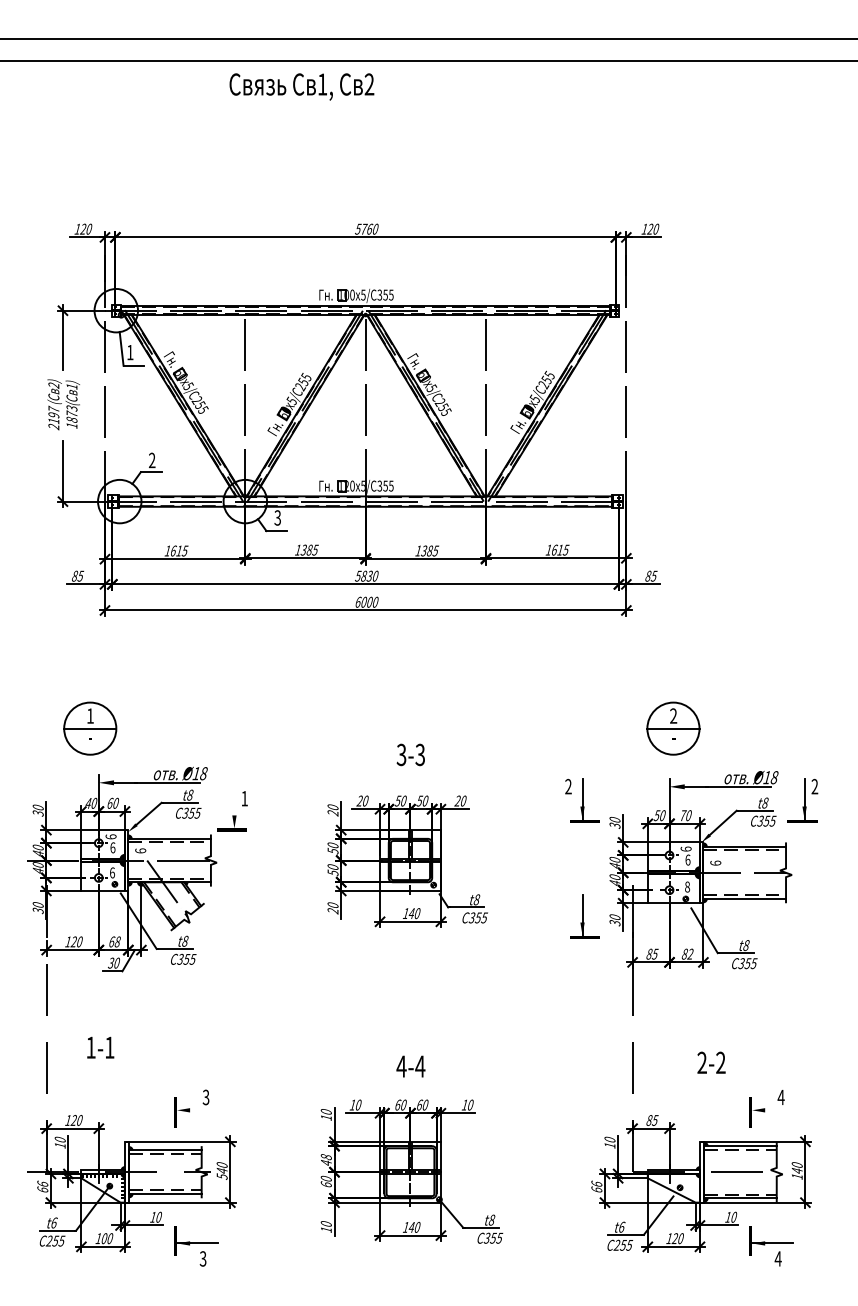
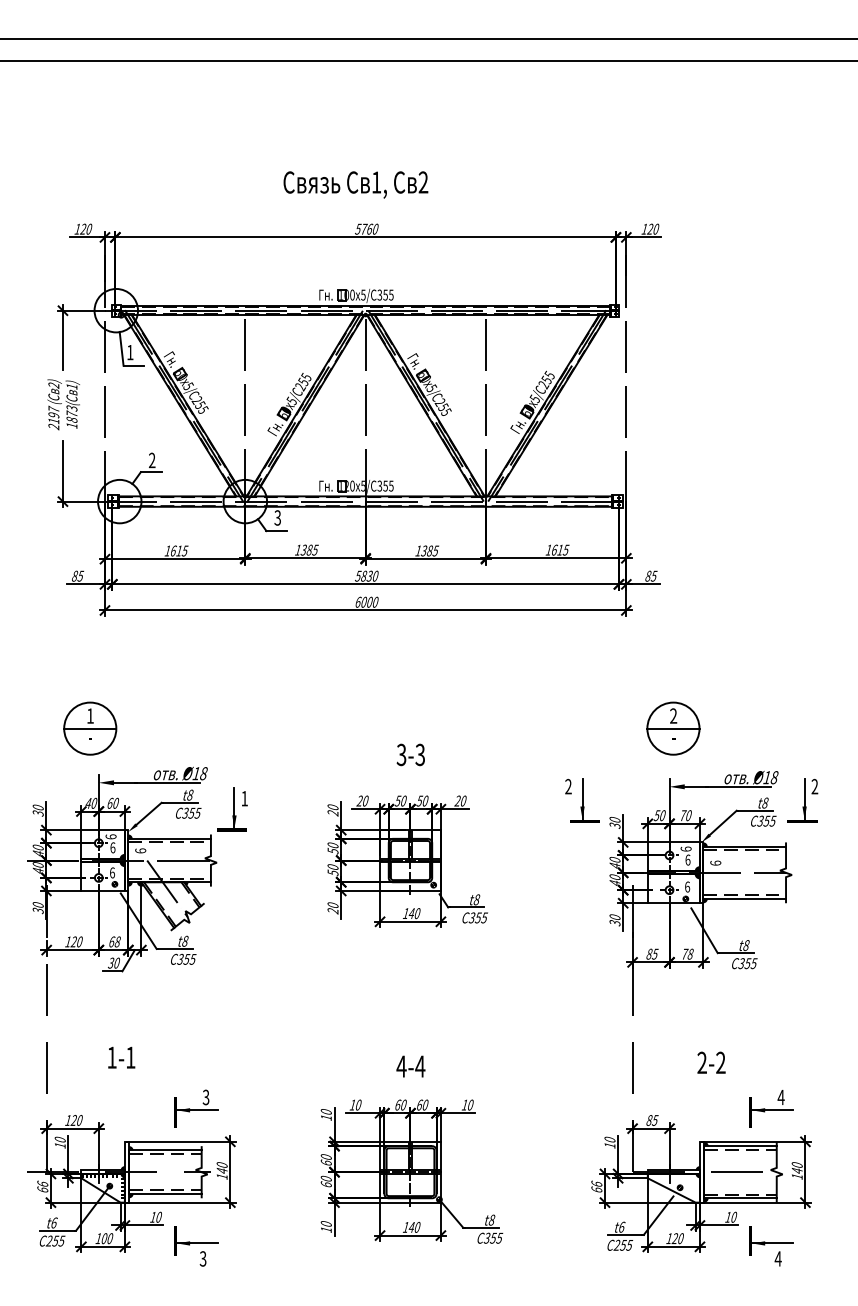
text position: (301, 86) -> (355, 184) (355, 184)
line: none -> present (234, 807)
text: 8 -> 6 (687, 886)
part: present -> none (584, 916)
text: 82 -> 78 (687, 953)
text position: (100, 1047) -> (121, 1057) (121, 1057)
line: none -> present (197, 1110)
line: none -> present (772, 1110)
text: 48 -> 60 (325, 1159)
text: 540 -> 140 (221, 1176)
